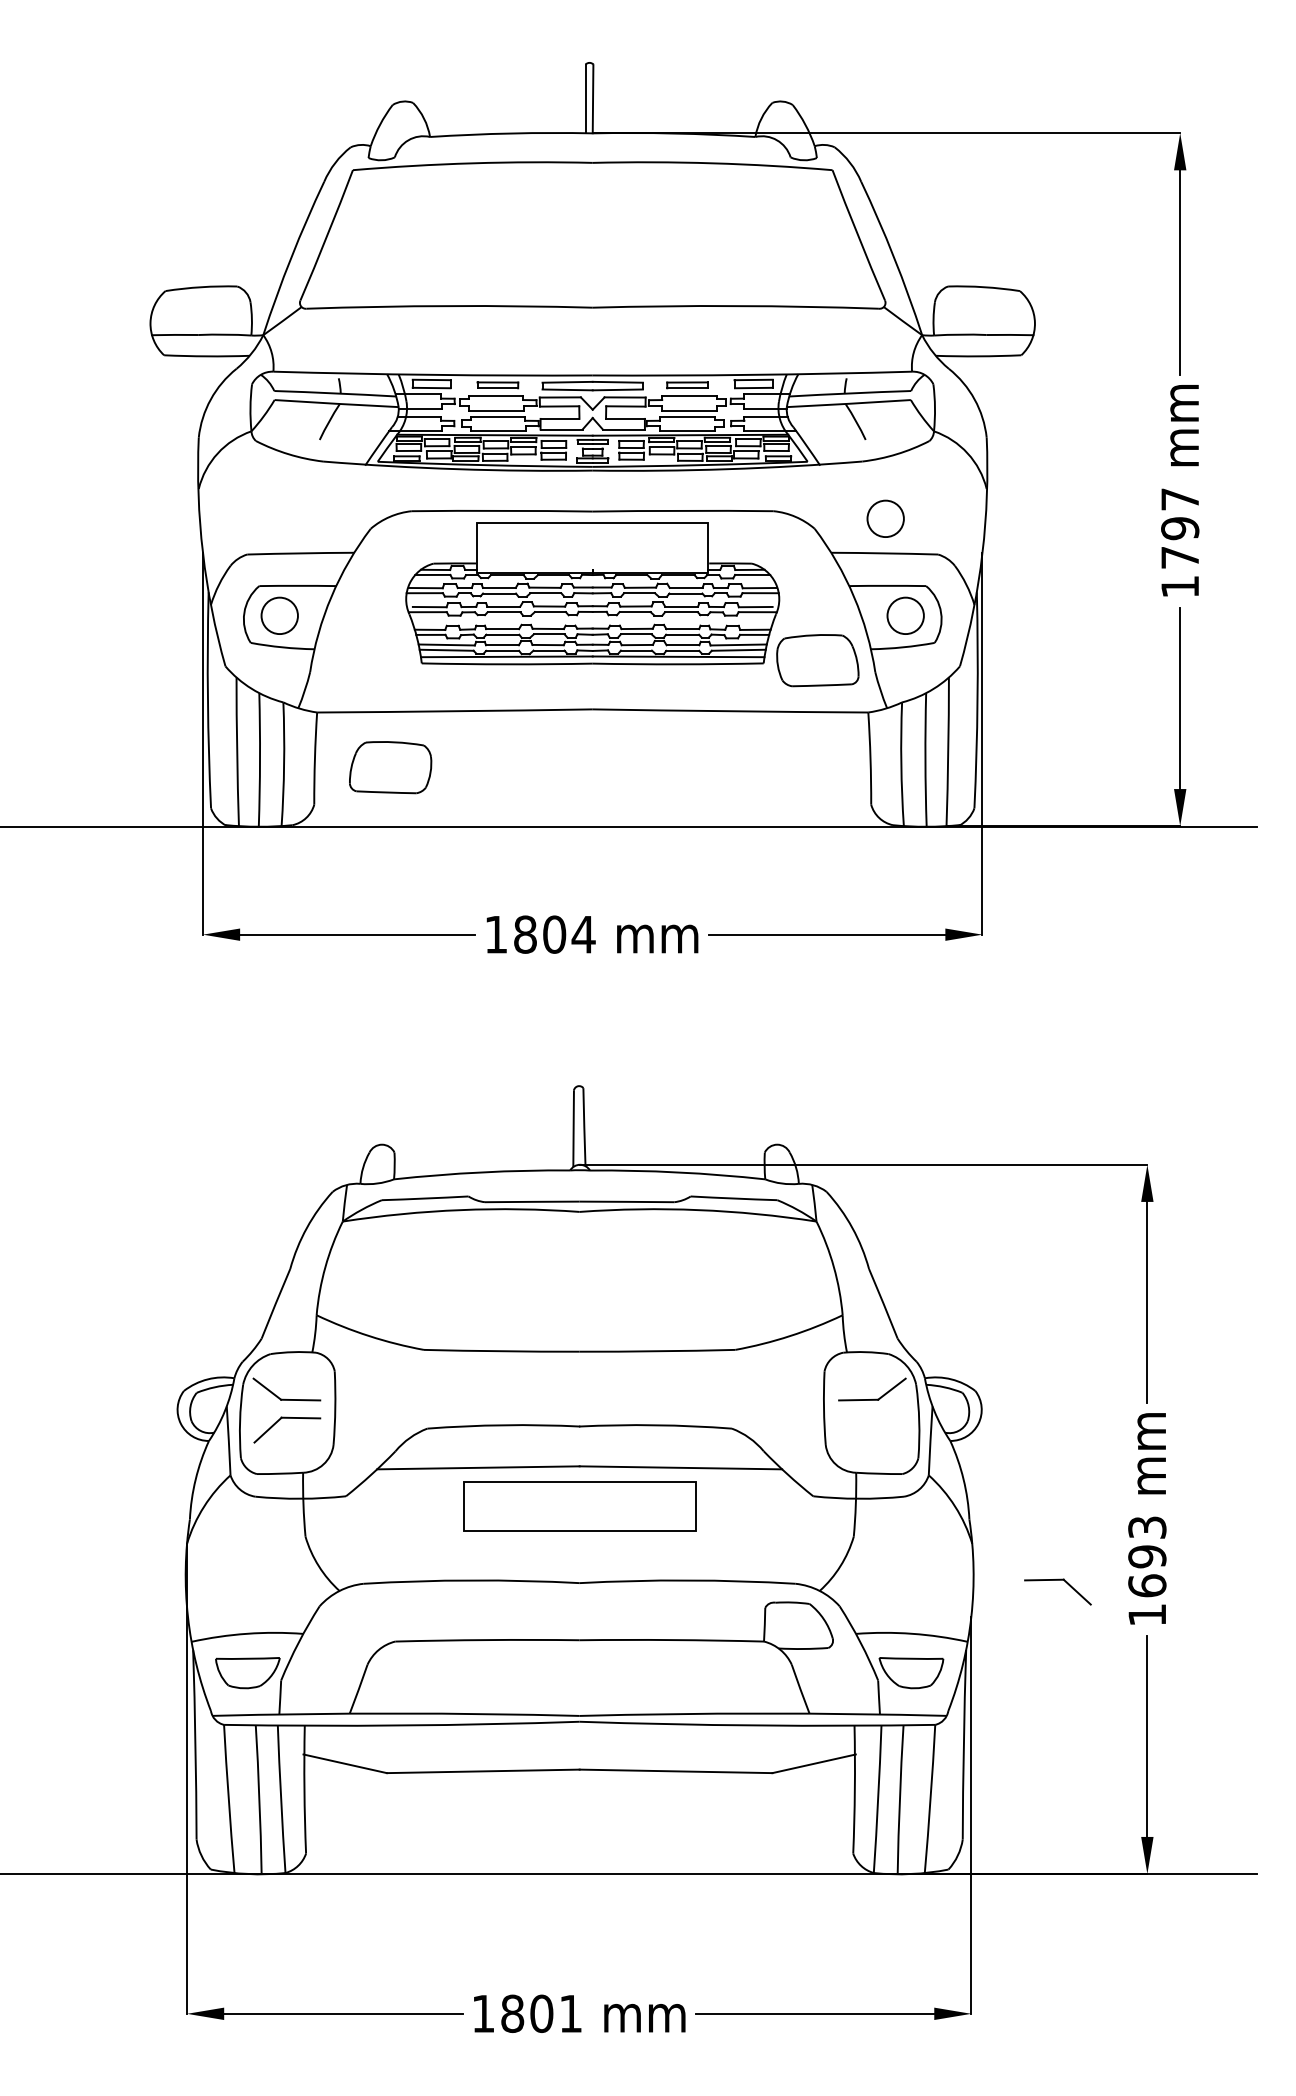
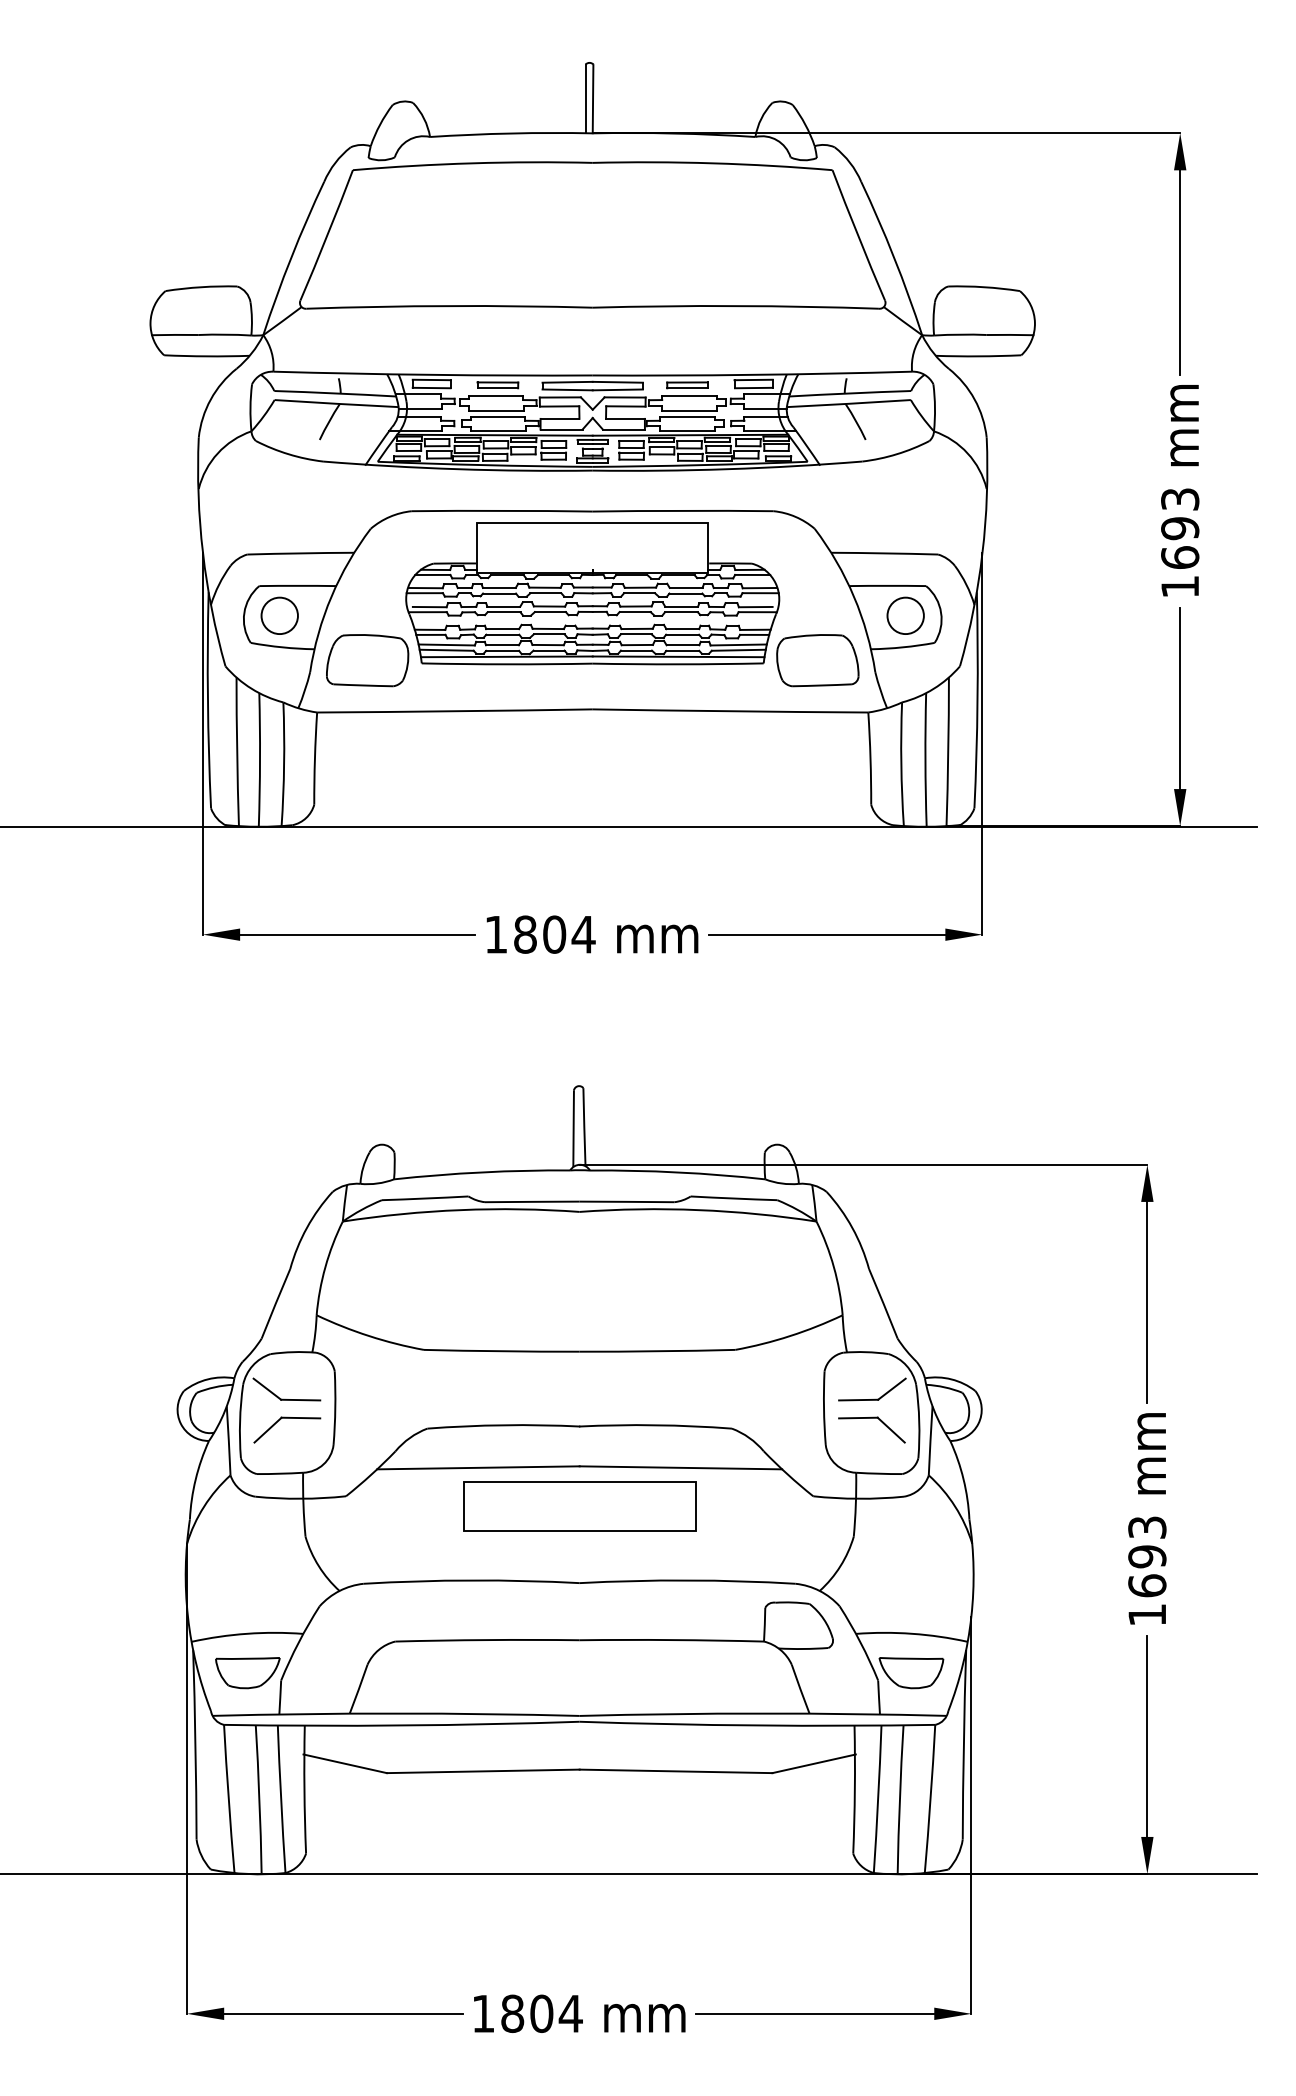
circle: present -> none (885, 518)
text: 1797 -> 1693 (1180, 528)
part position: (390, 767) -> (367, 660) (367, 660)
part position: (1057, 1580) -> (871, 1418) (871, 1418)
text: 1801 -> 1804 (570, 2013)
